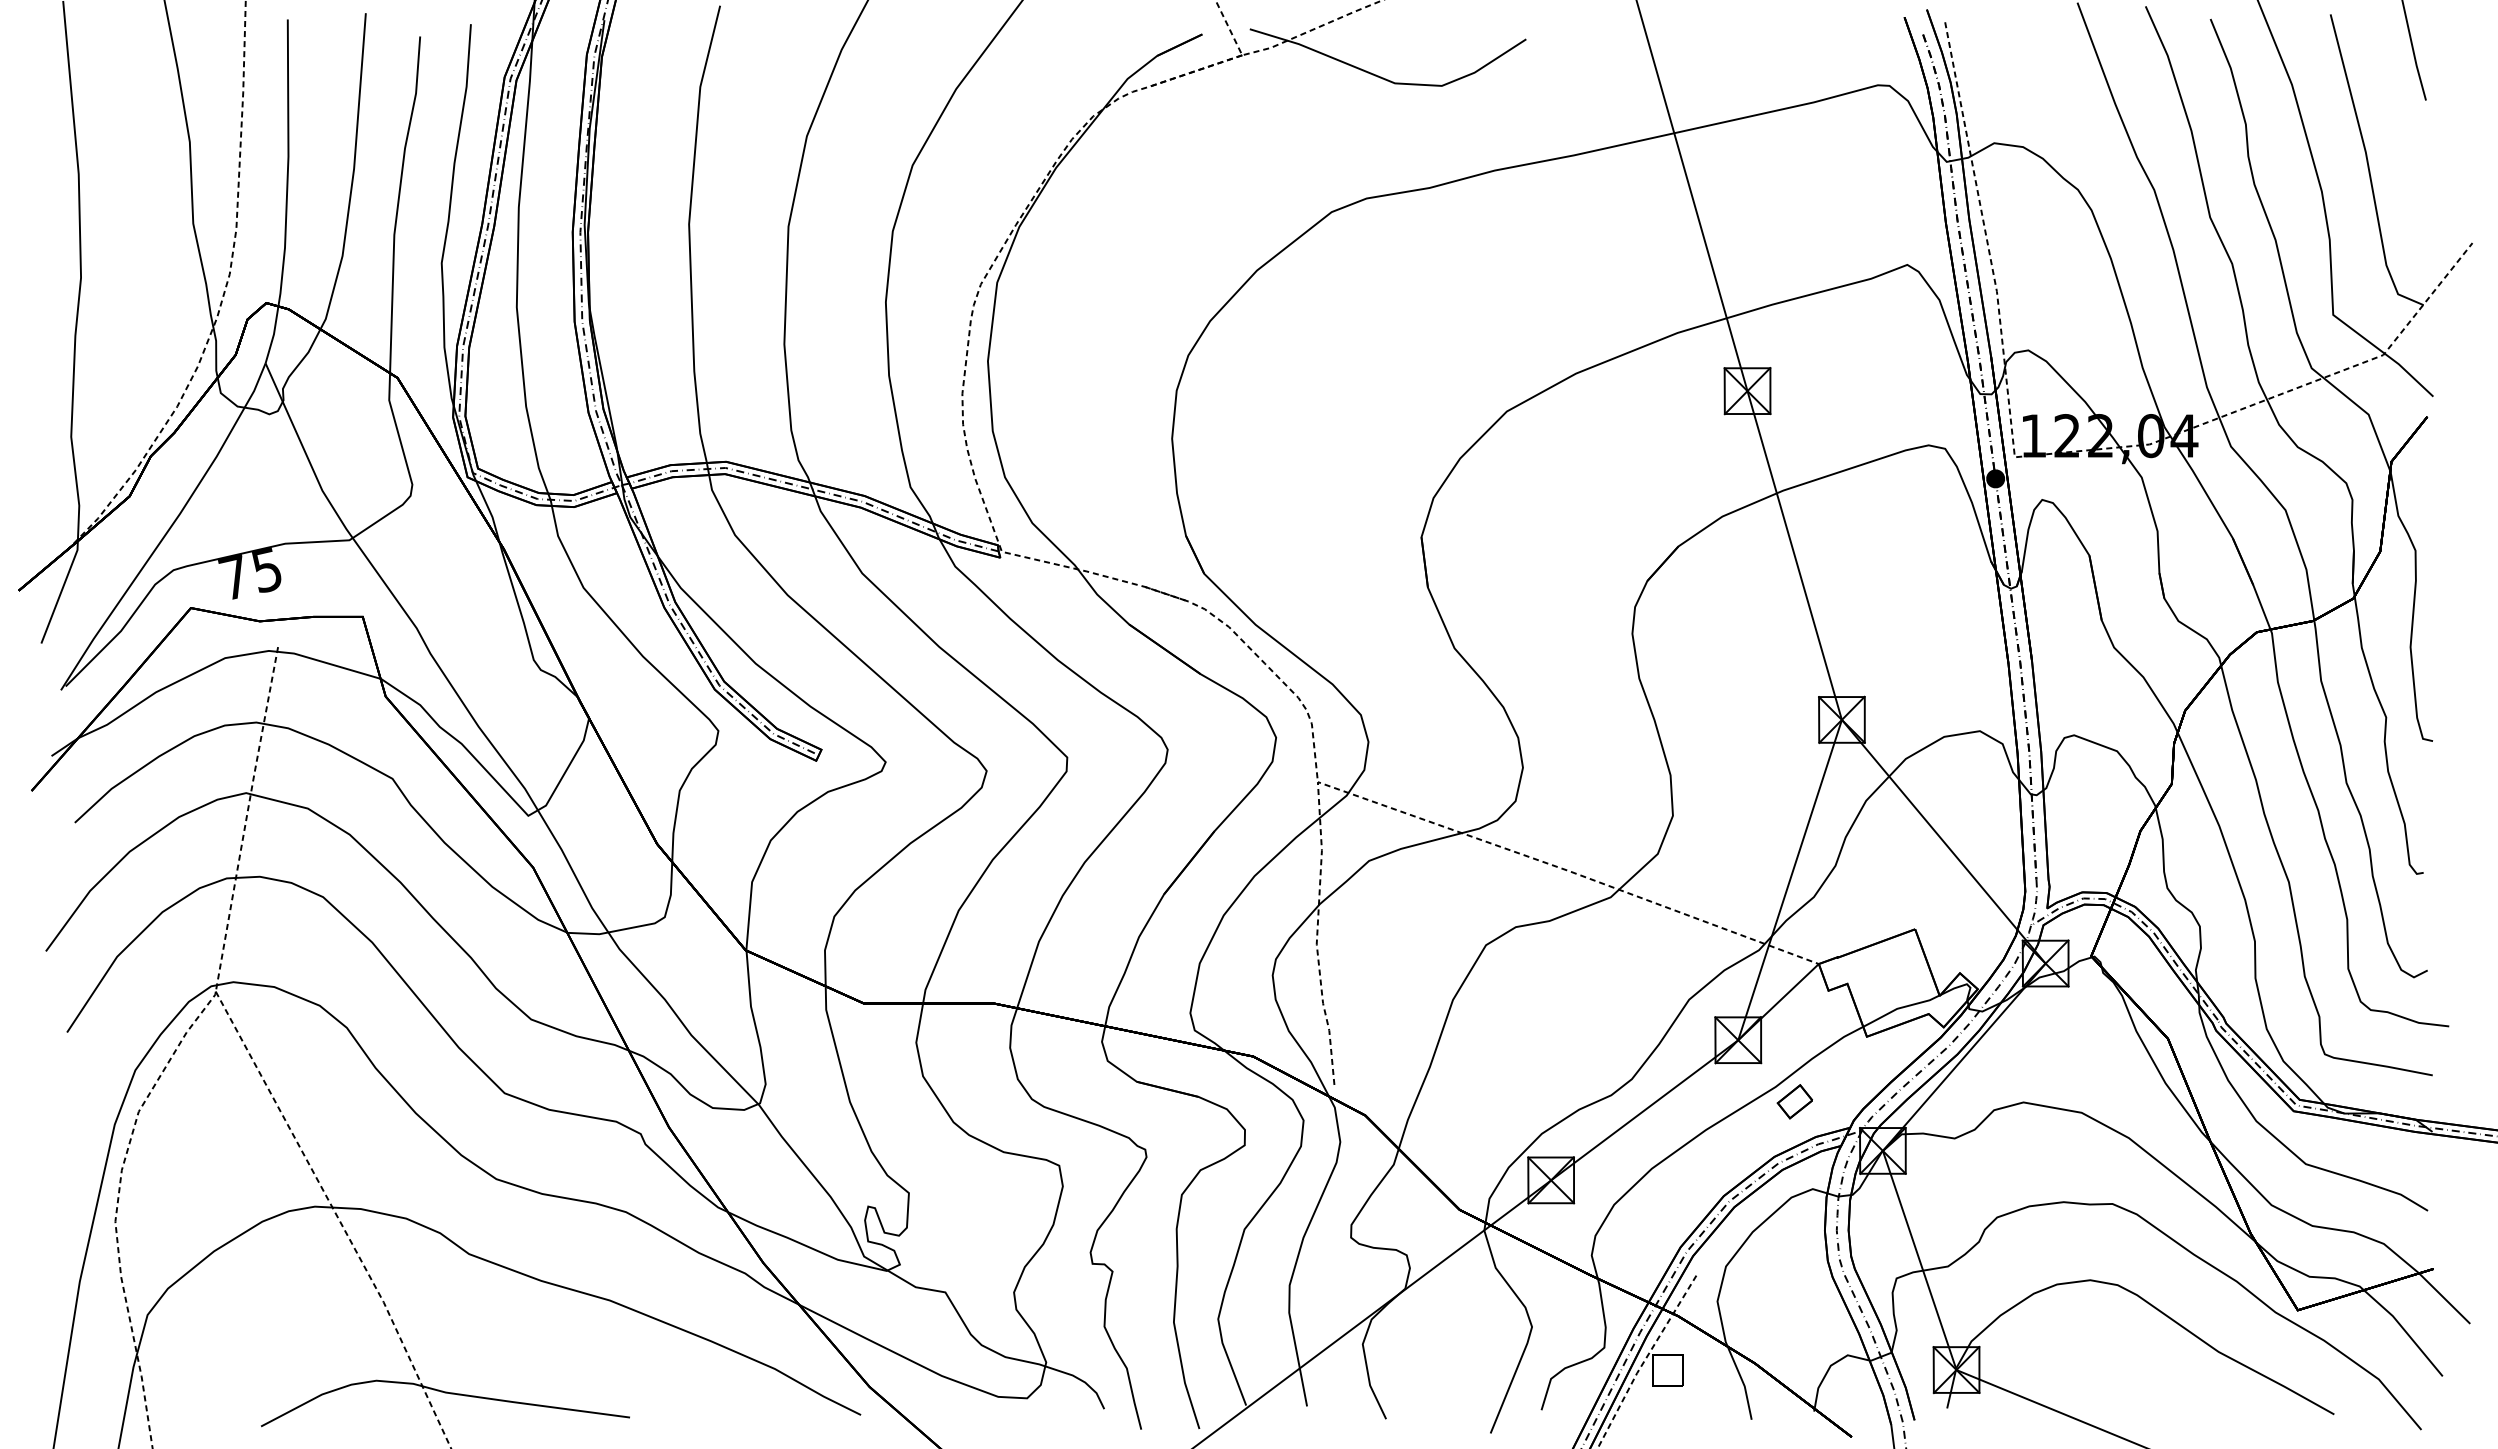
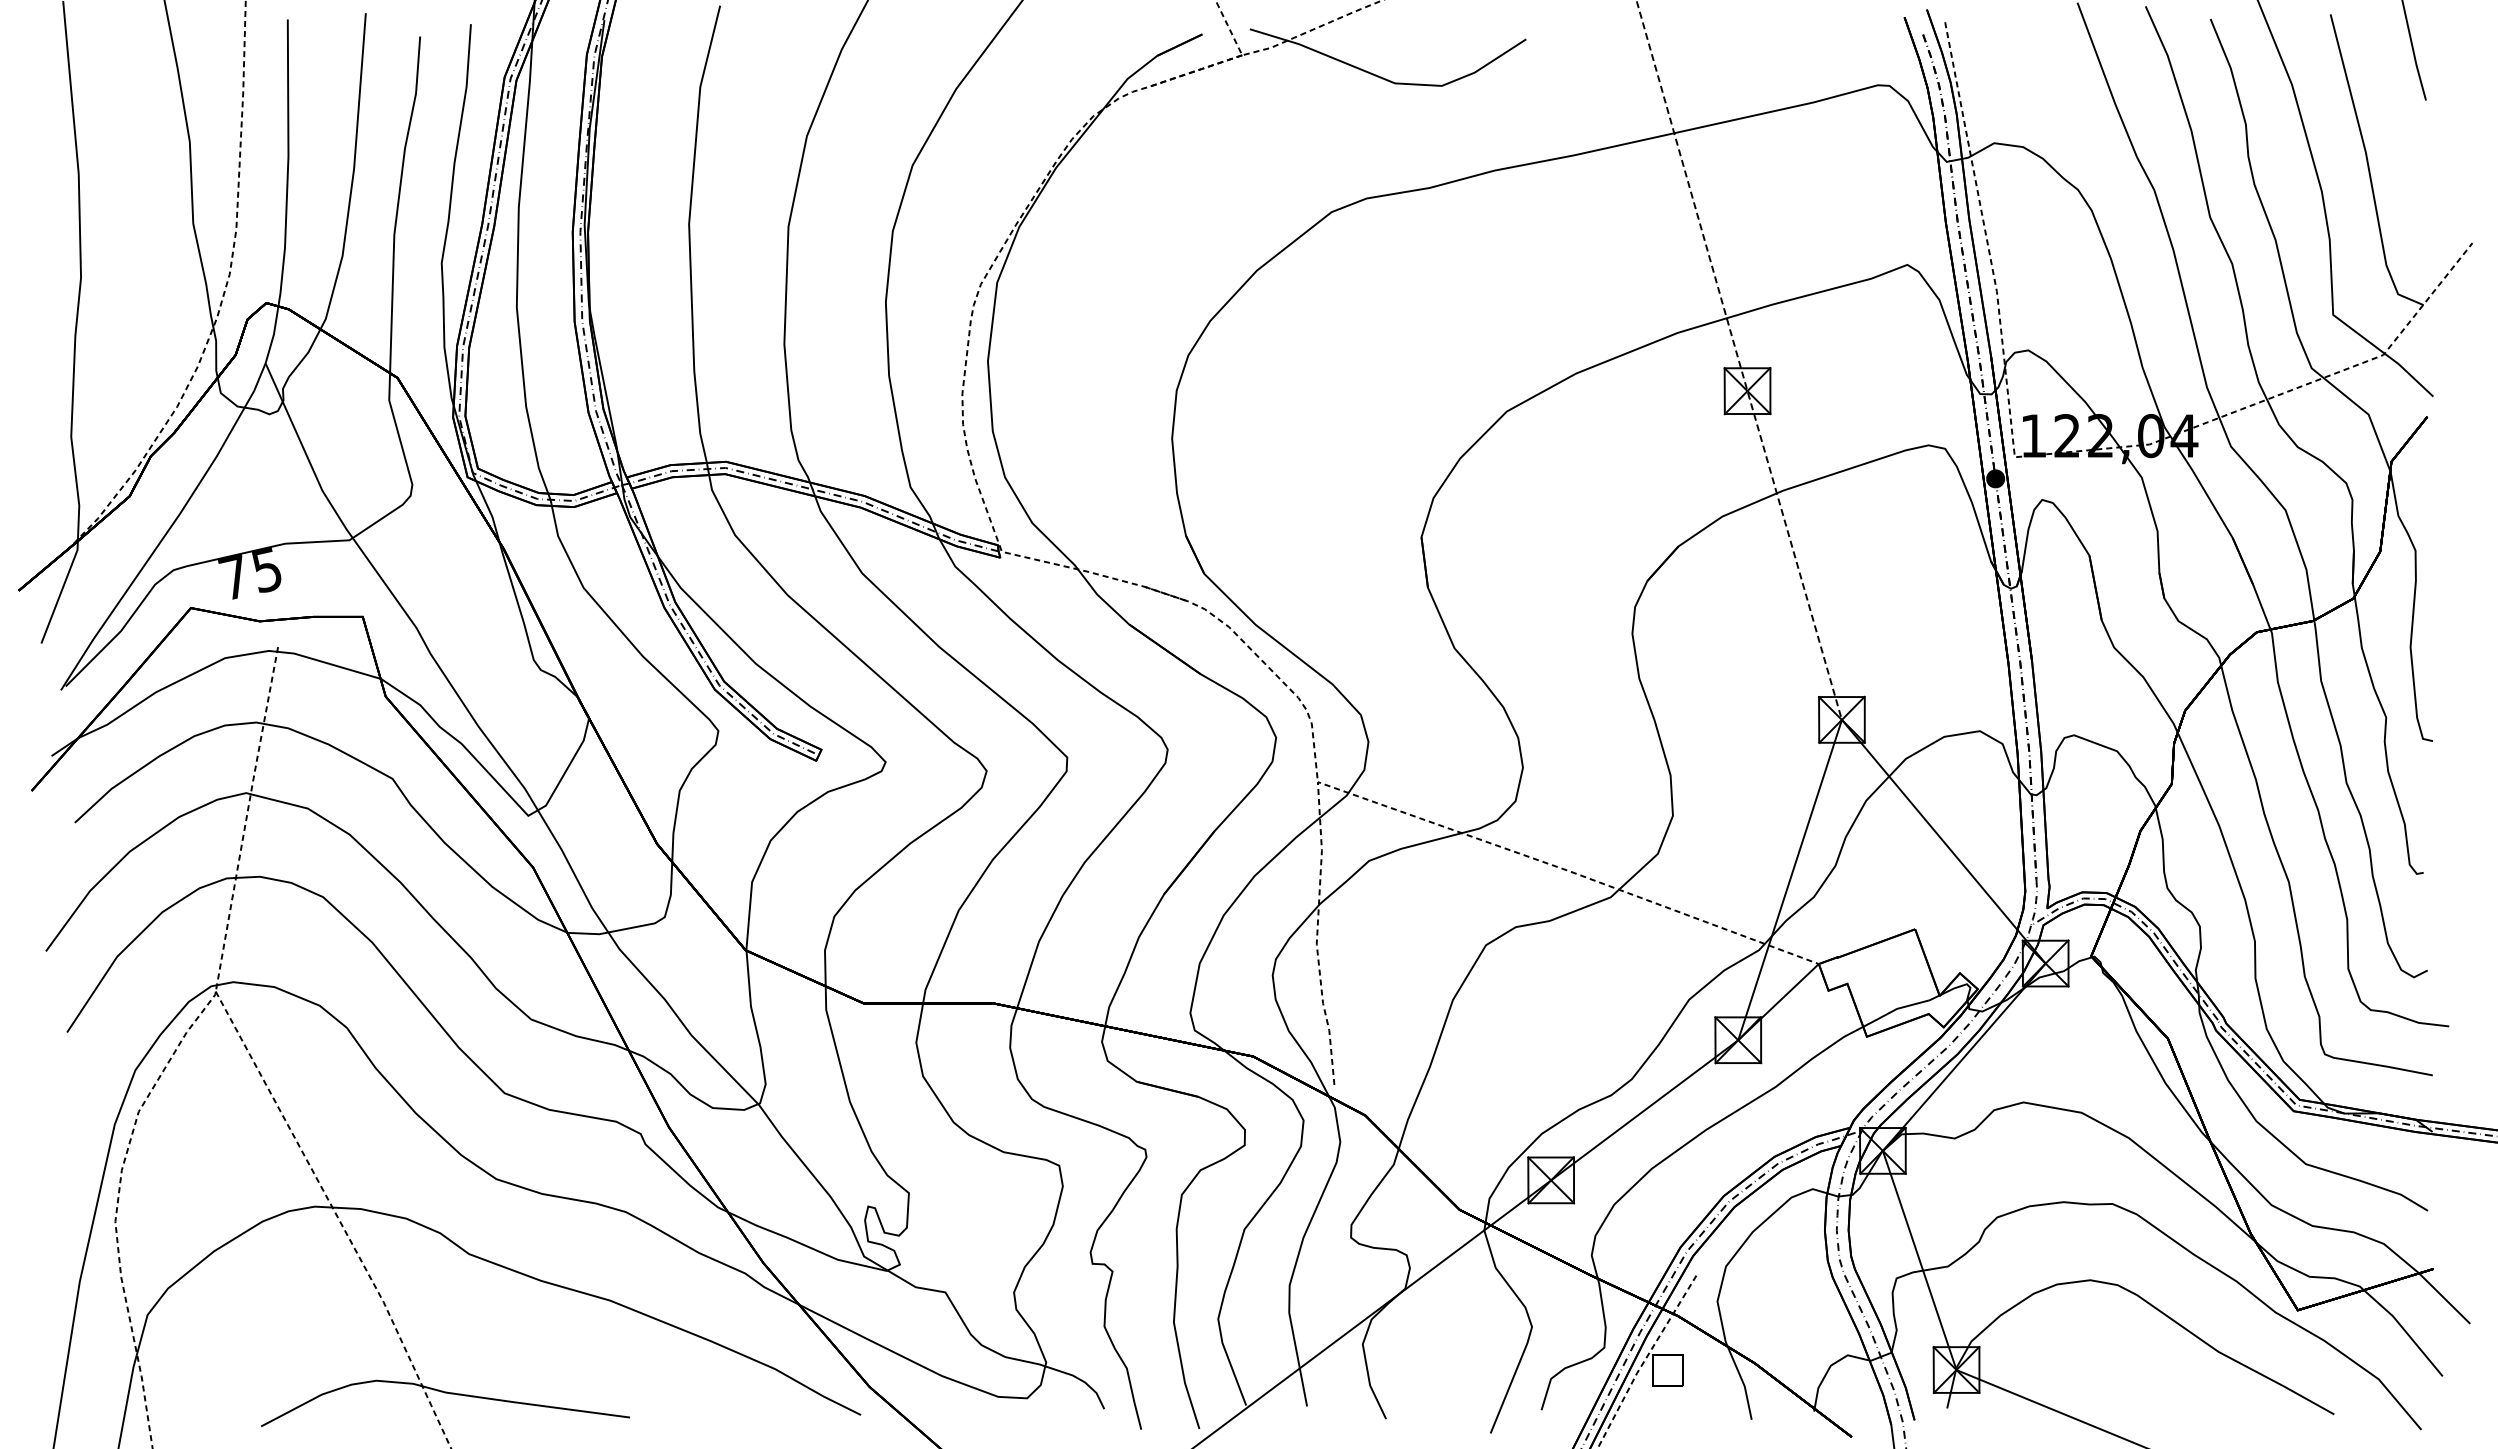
line: solid -> dashed (1739, 361)
part: present -> none (1794, 1101)
